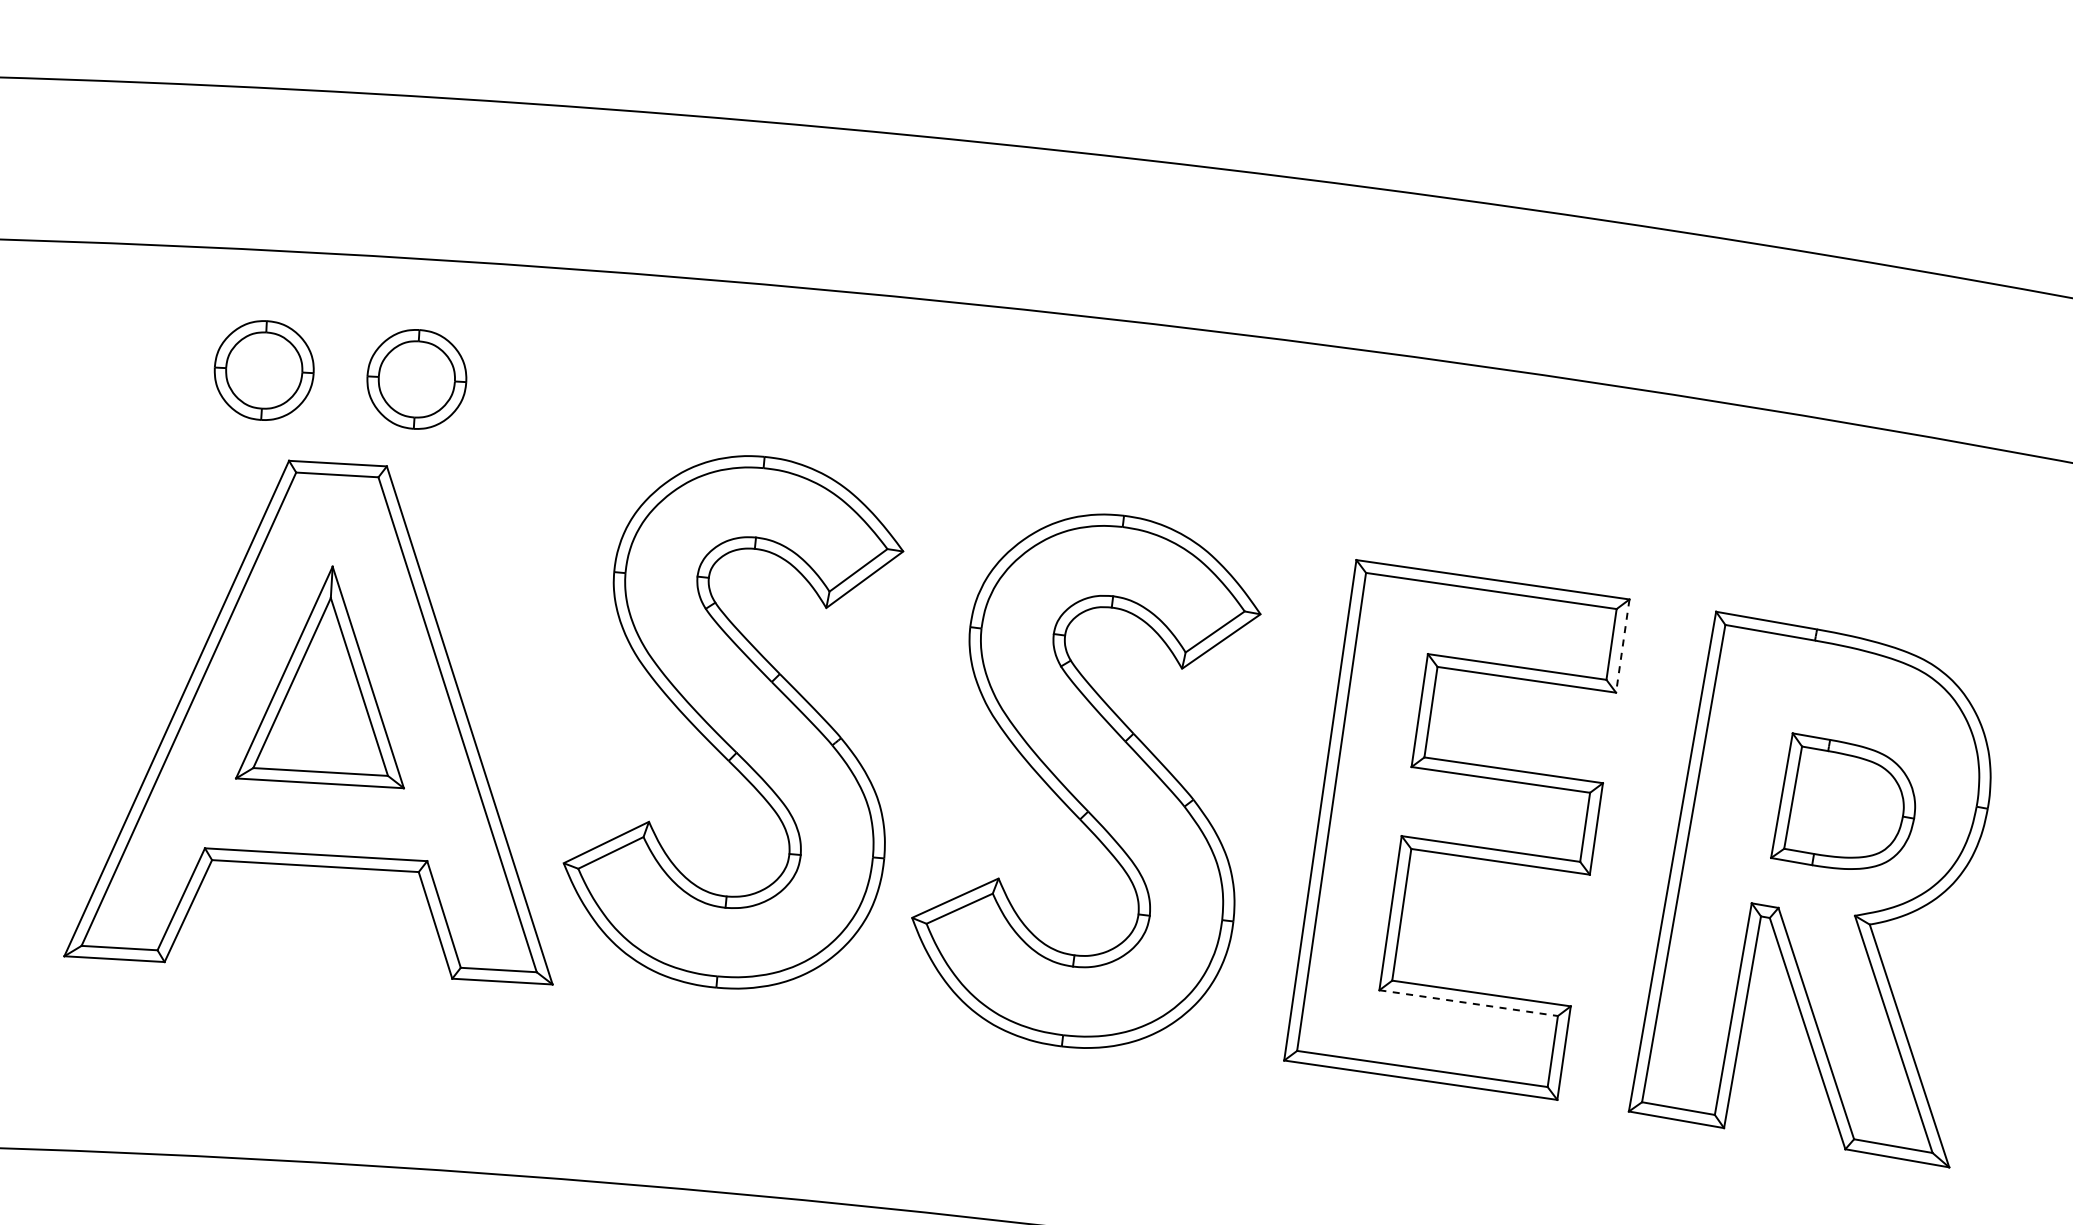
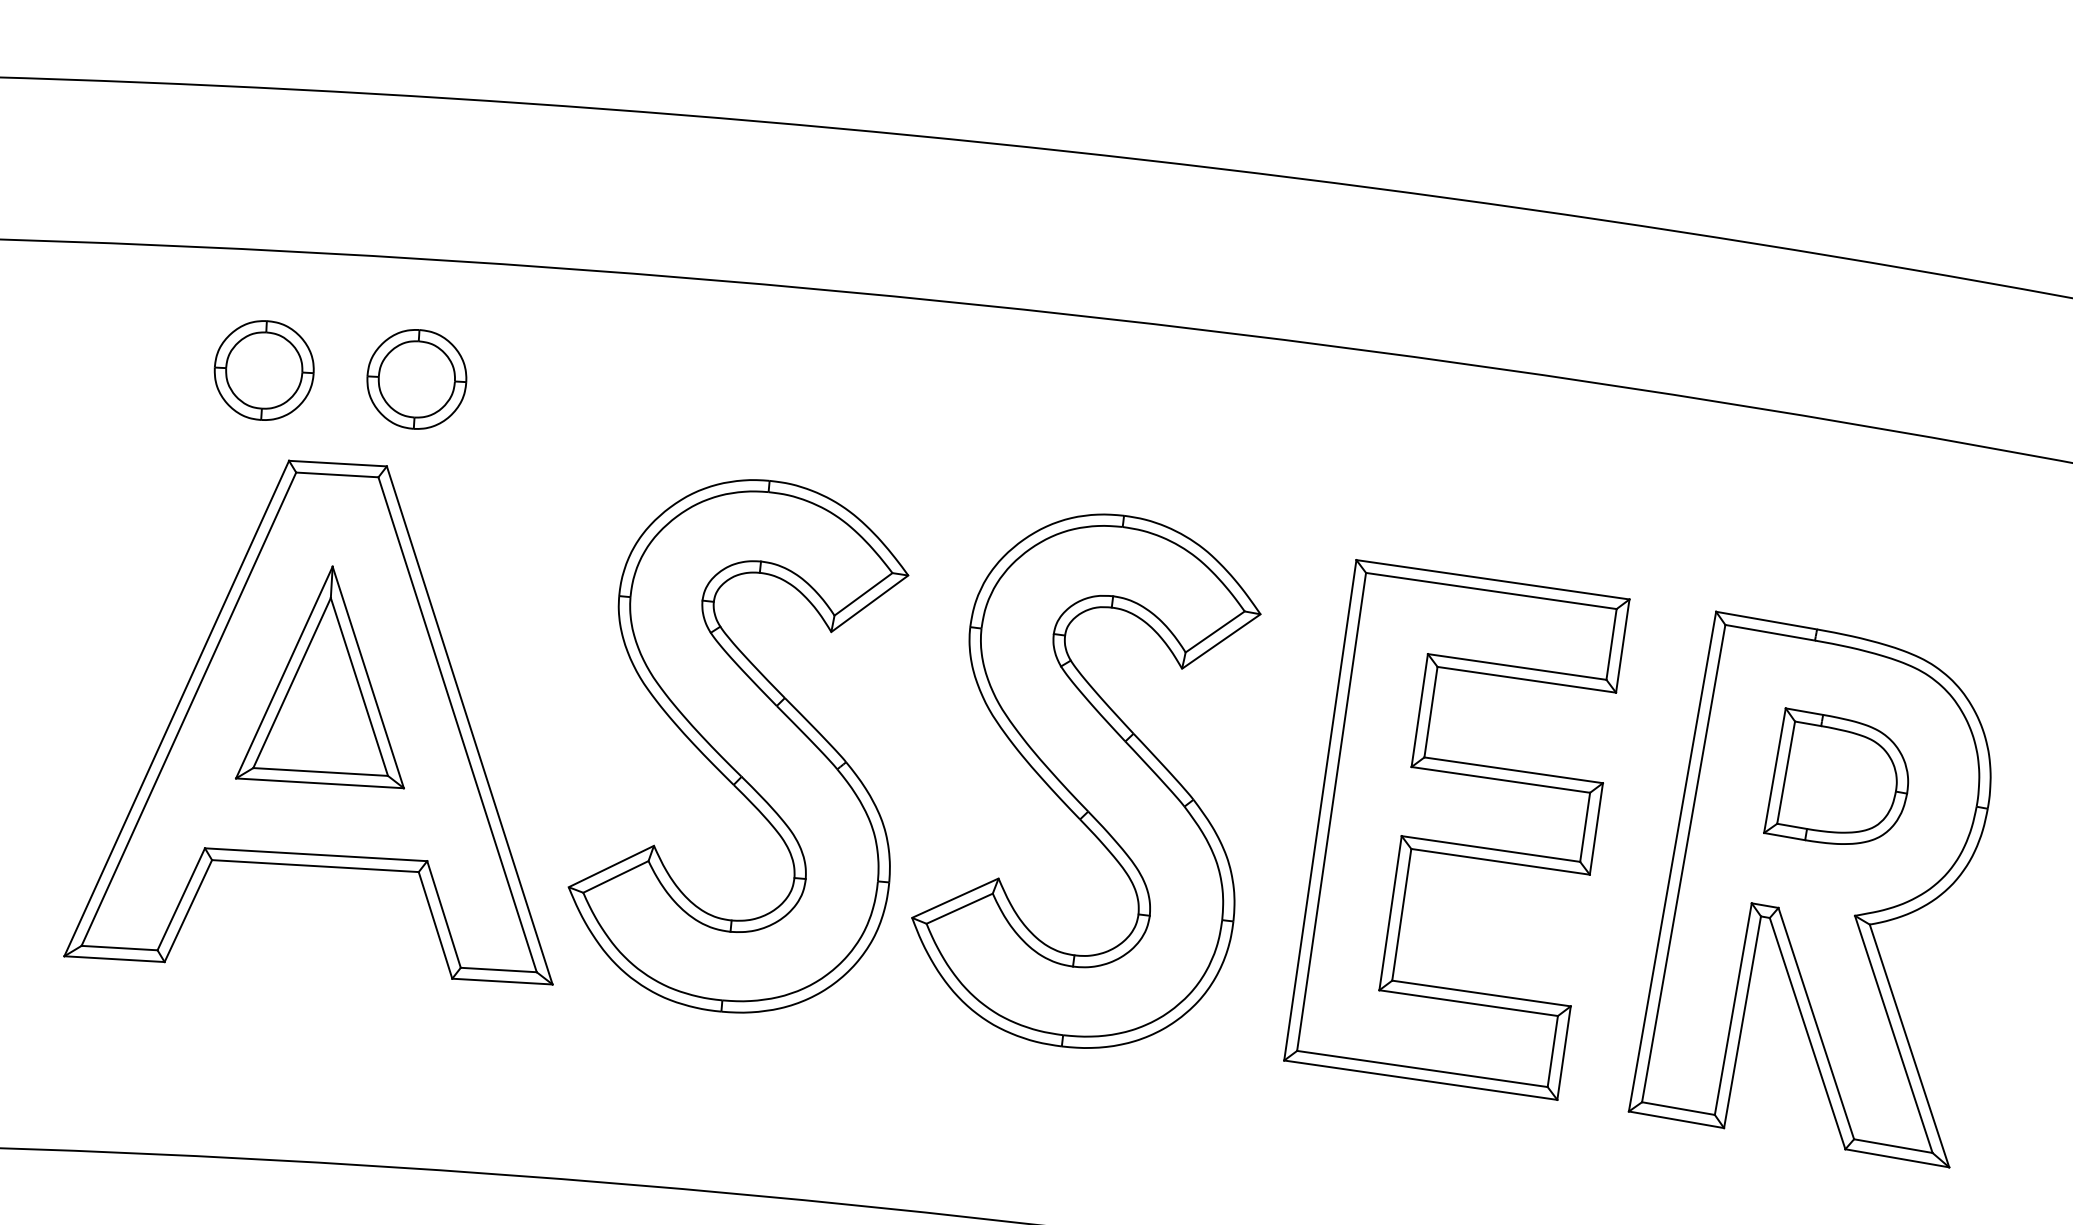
line: dashed -> solid (1622, 646)
part position: (733, 722) -> (738, 746) (738, 746)
part position: (1843, 800) -> (1836, 775) (1836, 775)
line: dashed -> solid (1469, 1003)
